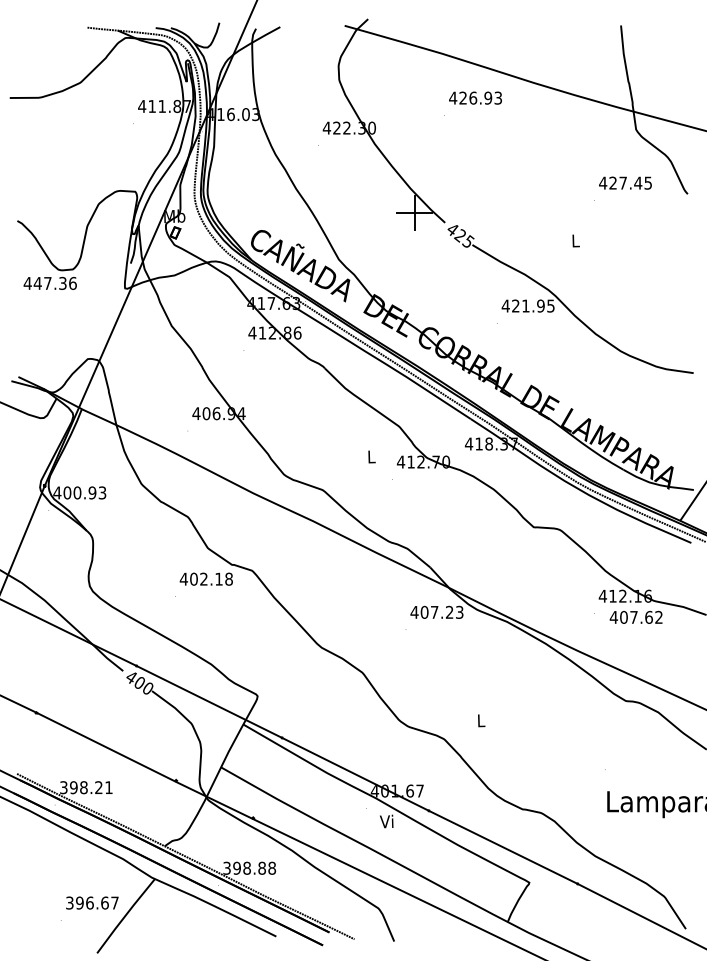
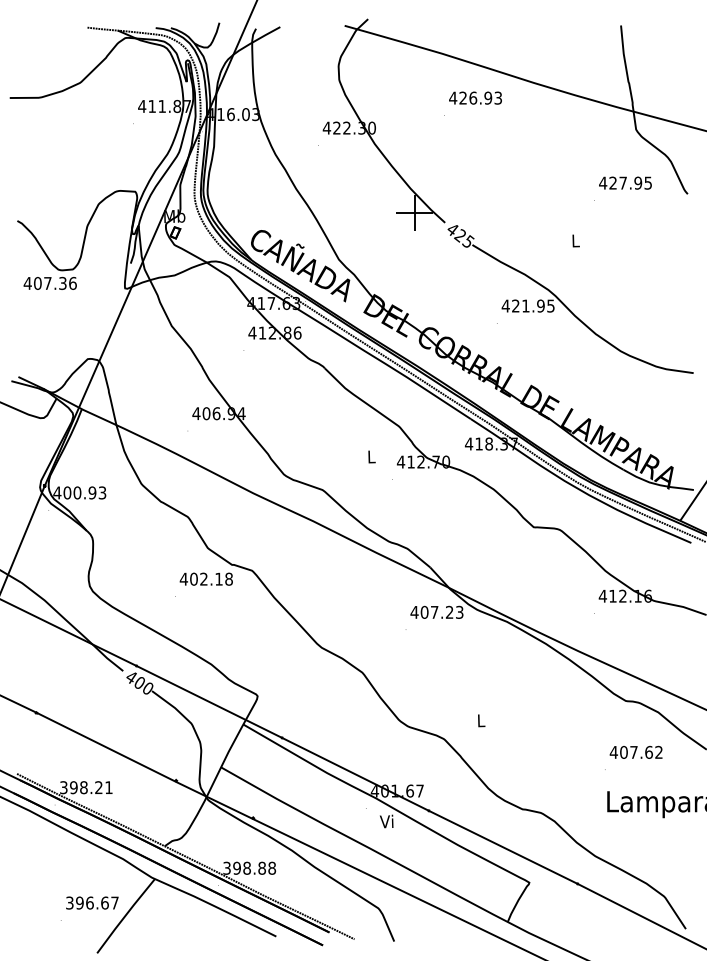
text: 427.45 -> 427.95 (638, 182)
text: 447.36 -> 407.36 (37, 283)
text position: (635, 616) -> (635, 751) (635, 751)
